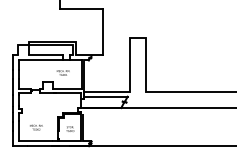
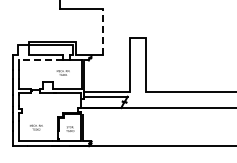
line: solid -> dashed (102, 32)
line: solid -> dashed (40, 60)
